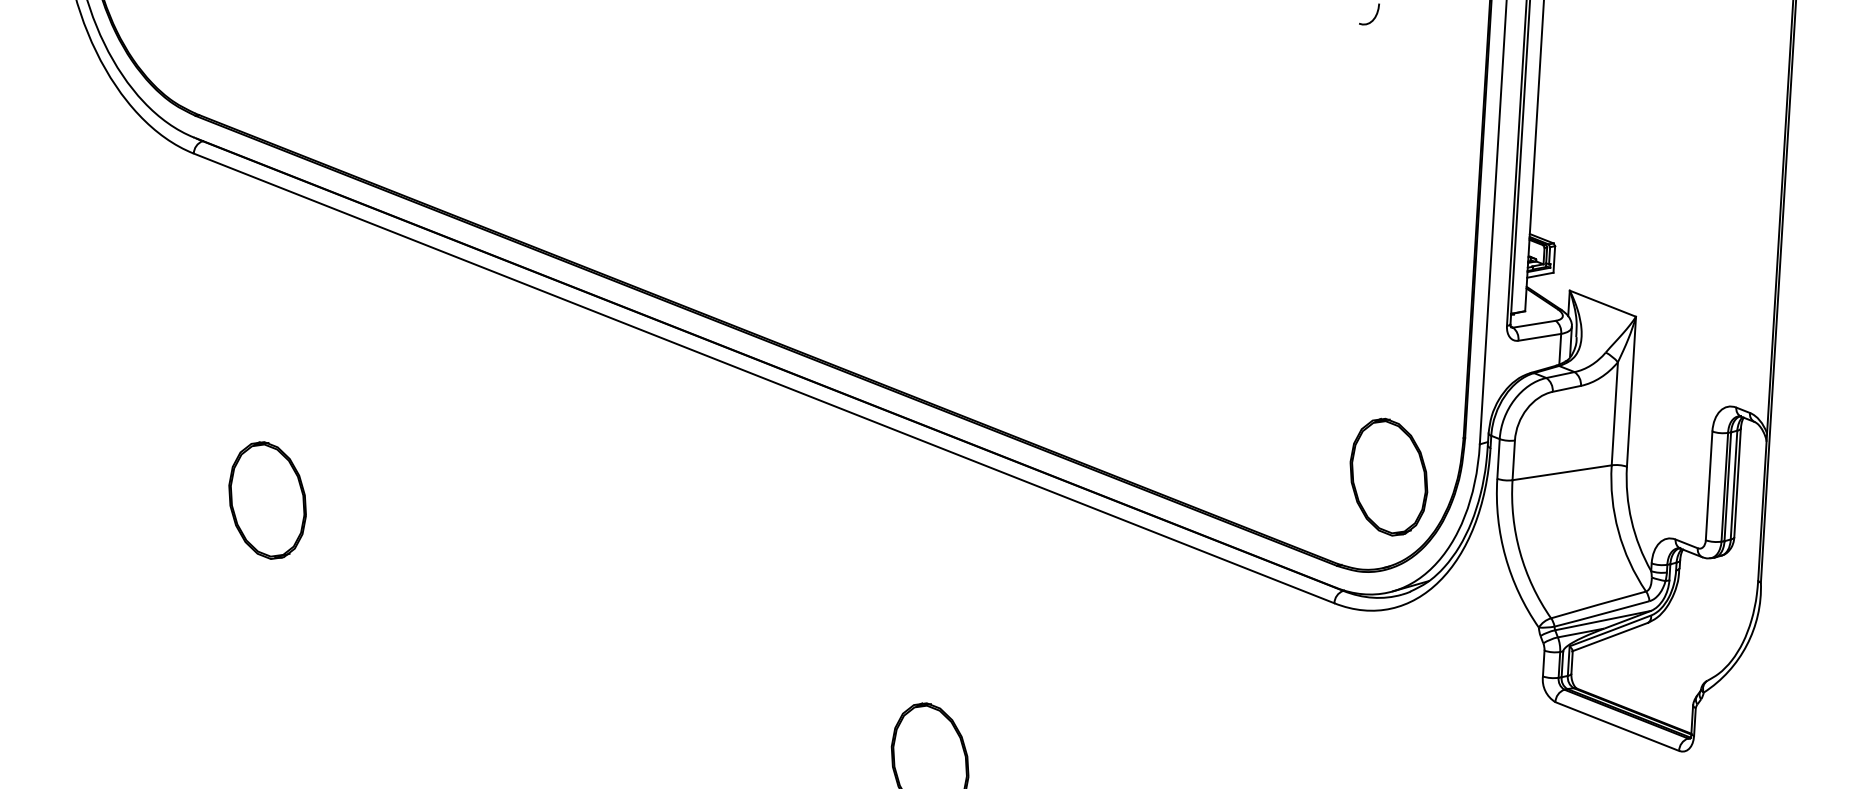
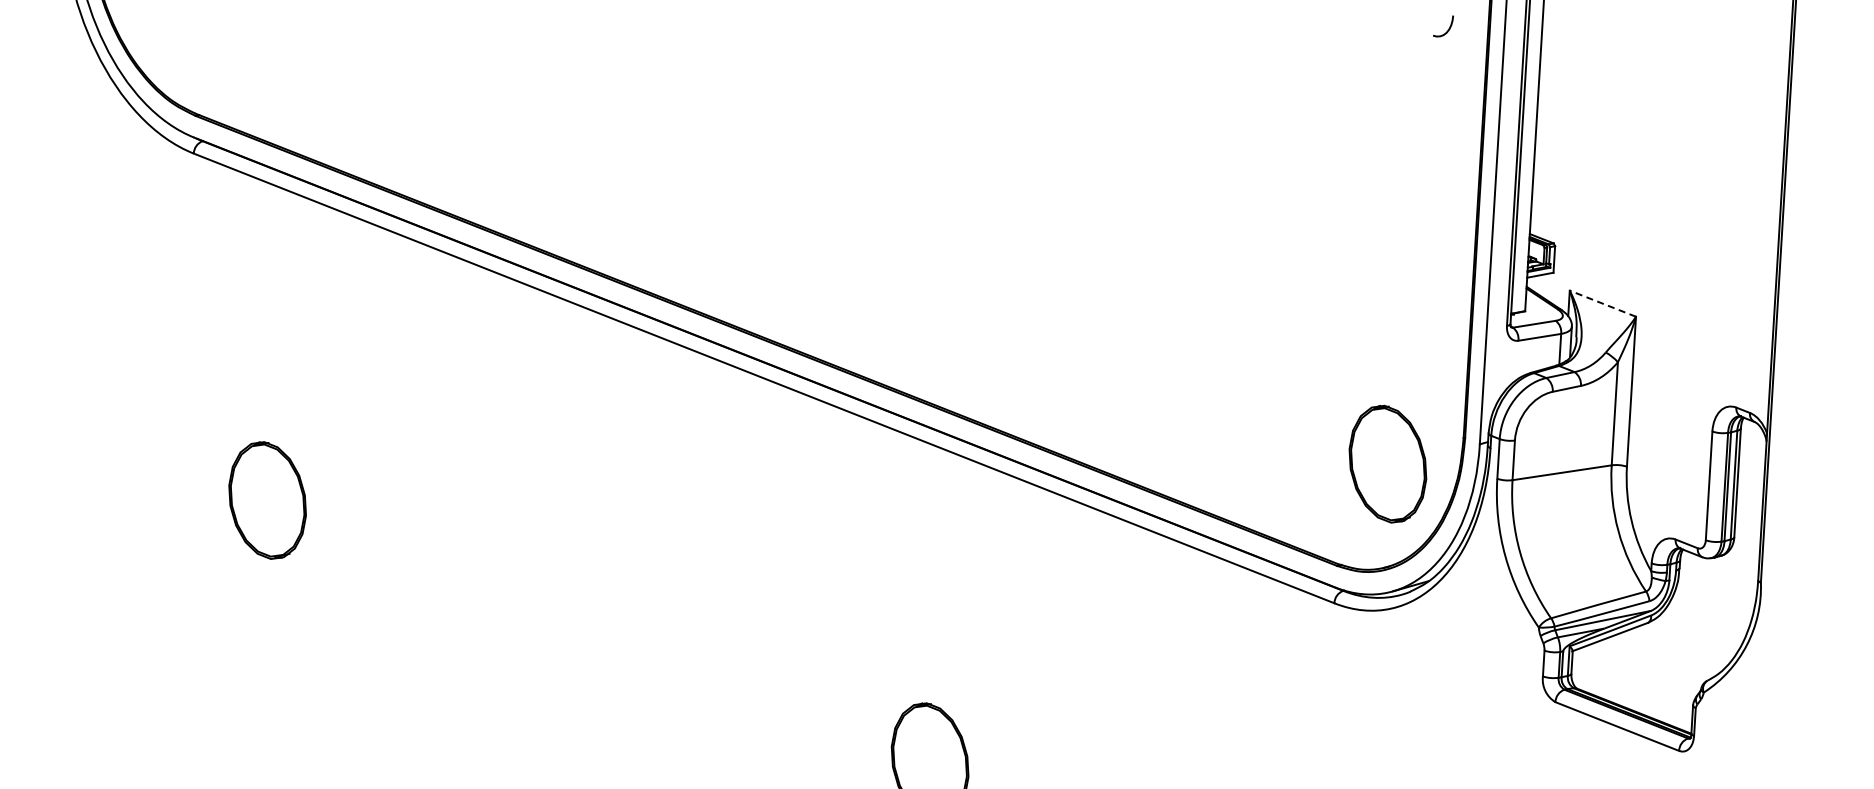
curve position: (1374, 16) -> (1448, 28) (1448, 28)
line: solid -> dashed (1602, 303)
part position: (1388, 476) -> (1387, 463) (1387, 463)
